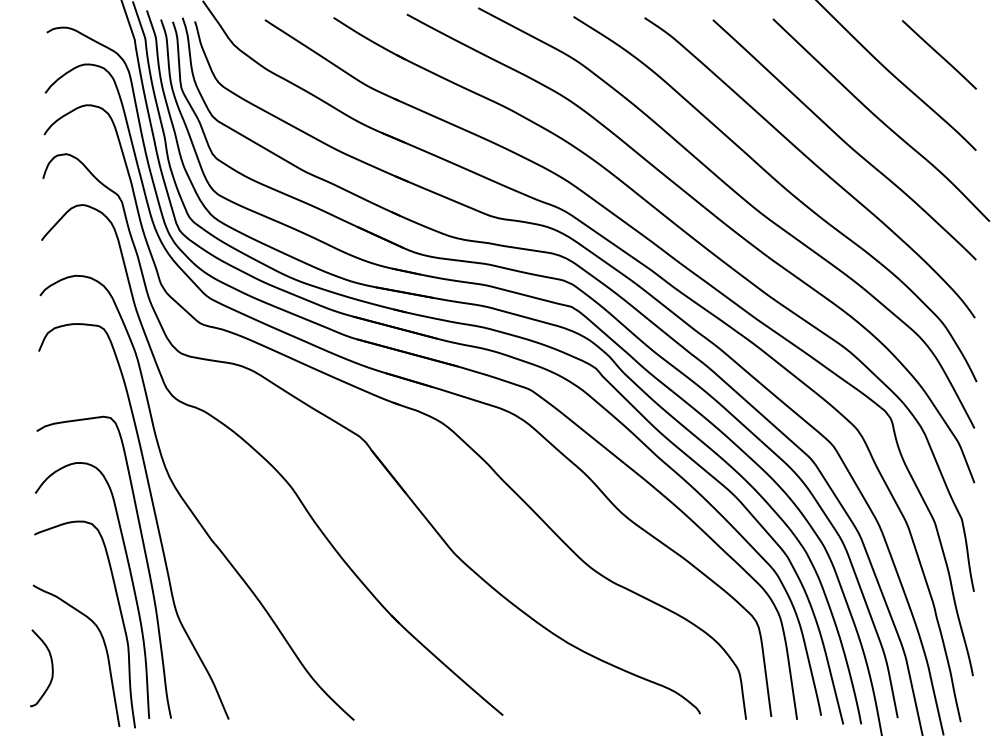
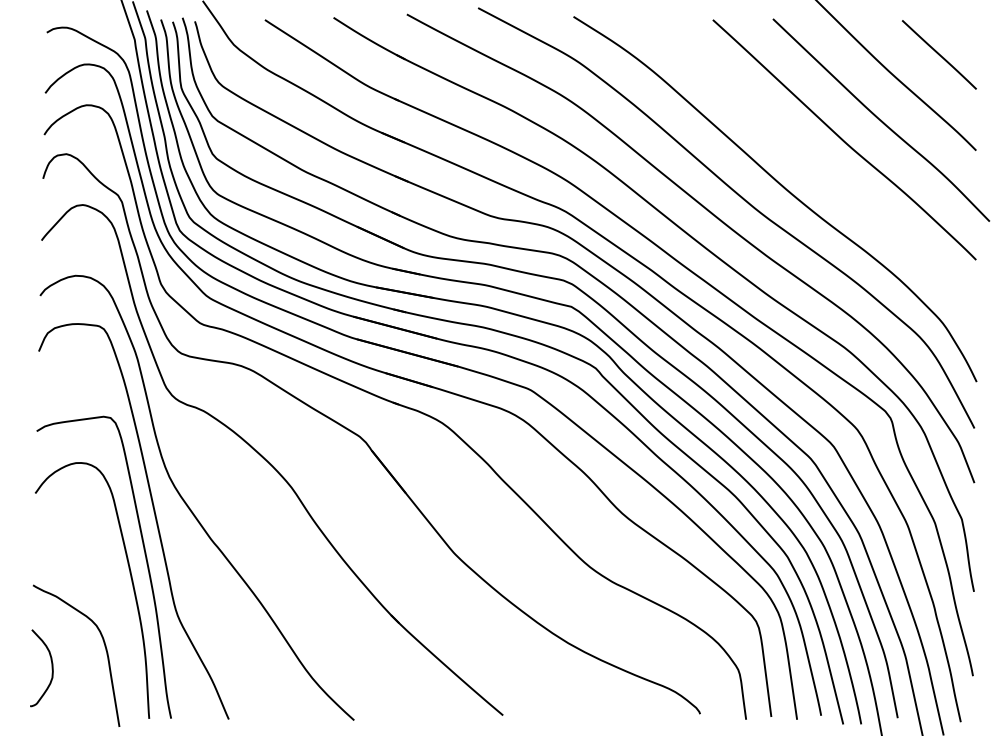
curve: present -> none (812, 163)
curve: present -> none (120, 615)
